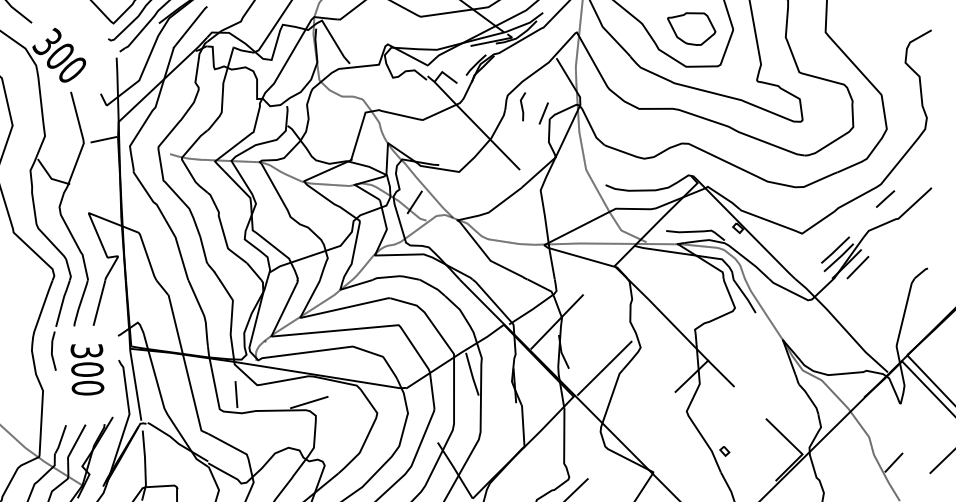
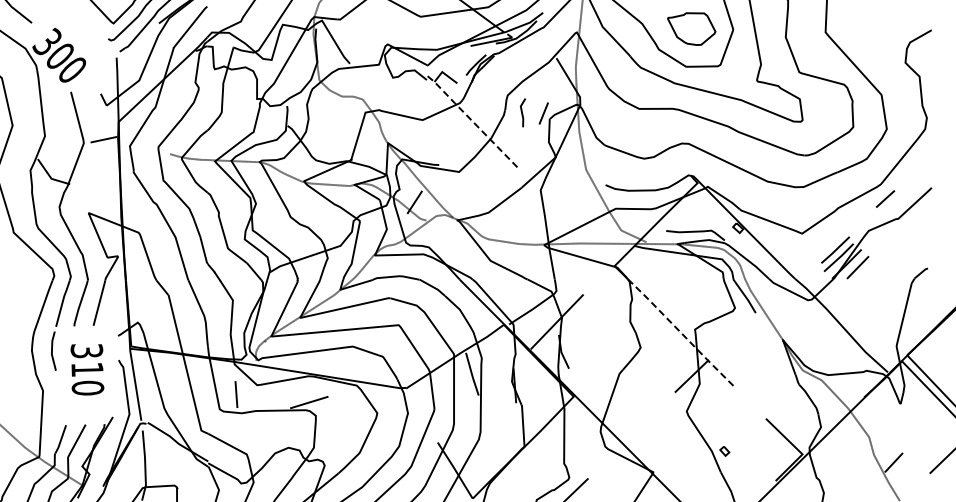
line position: (522, 106) -> (522, 112) (522, 112)
line: solid -> dashed (472, 121)
line: solid -> dashed (681, 333)
line: present -> none (604, 367)
text: 300 -> 310 (87, 369)
